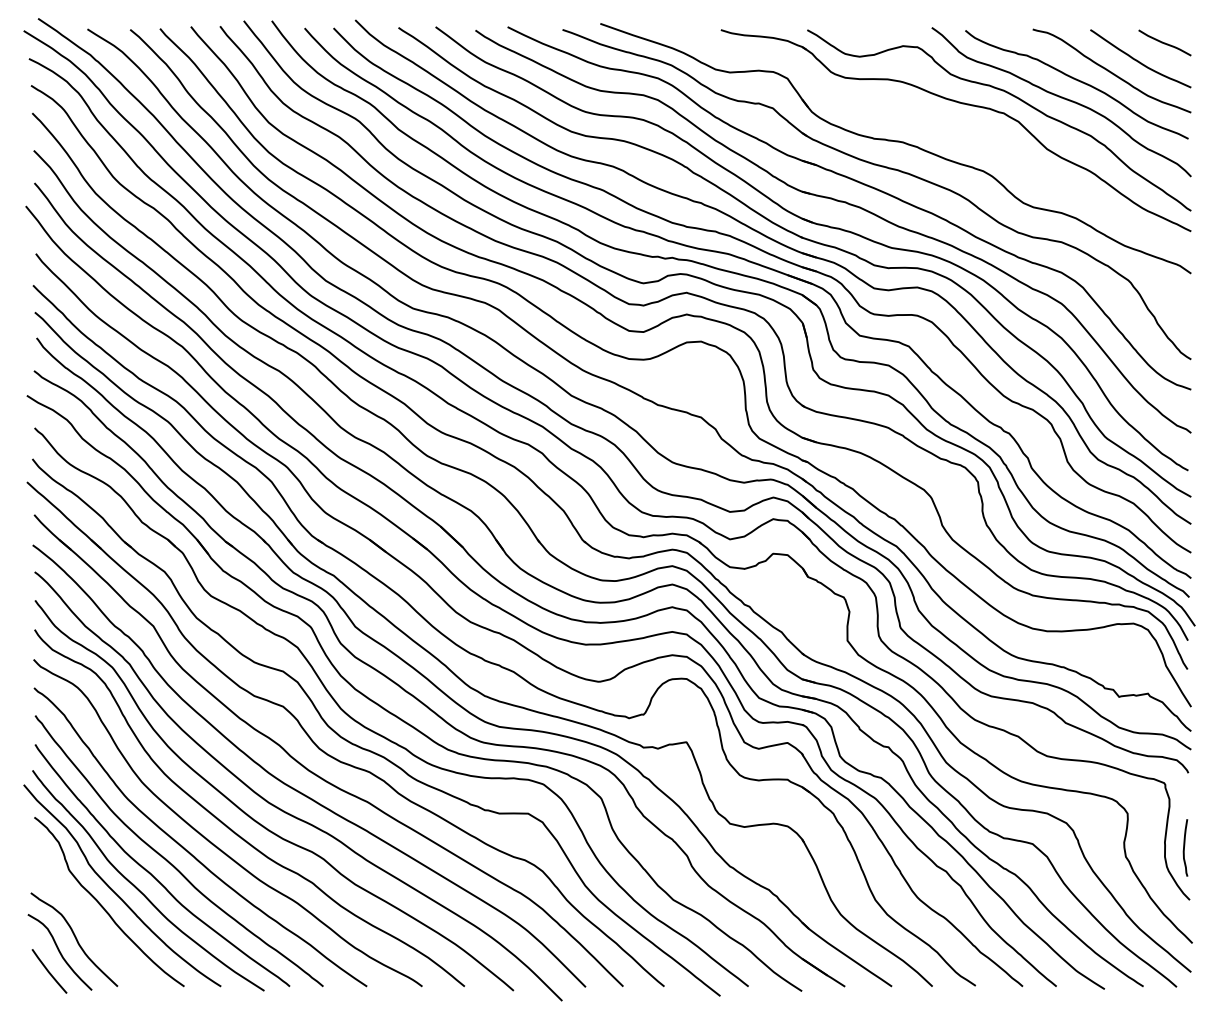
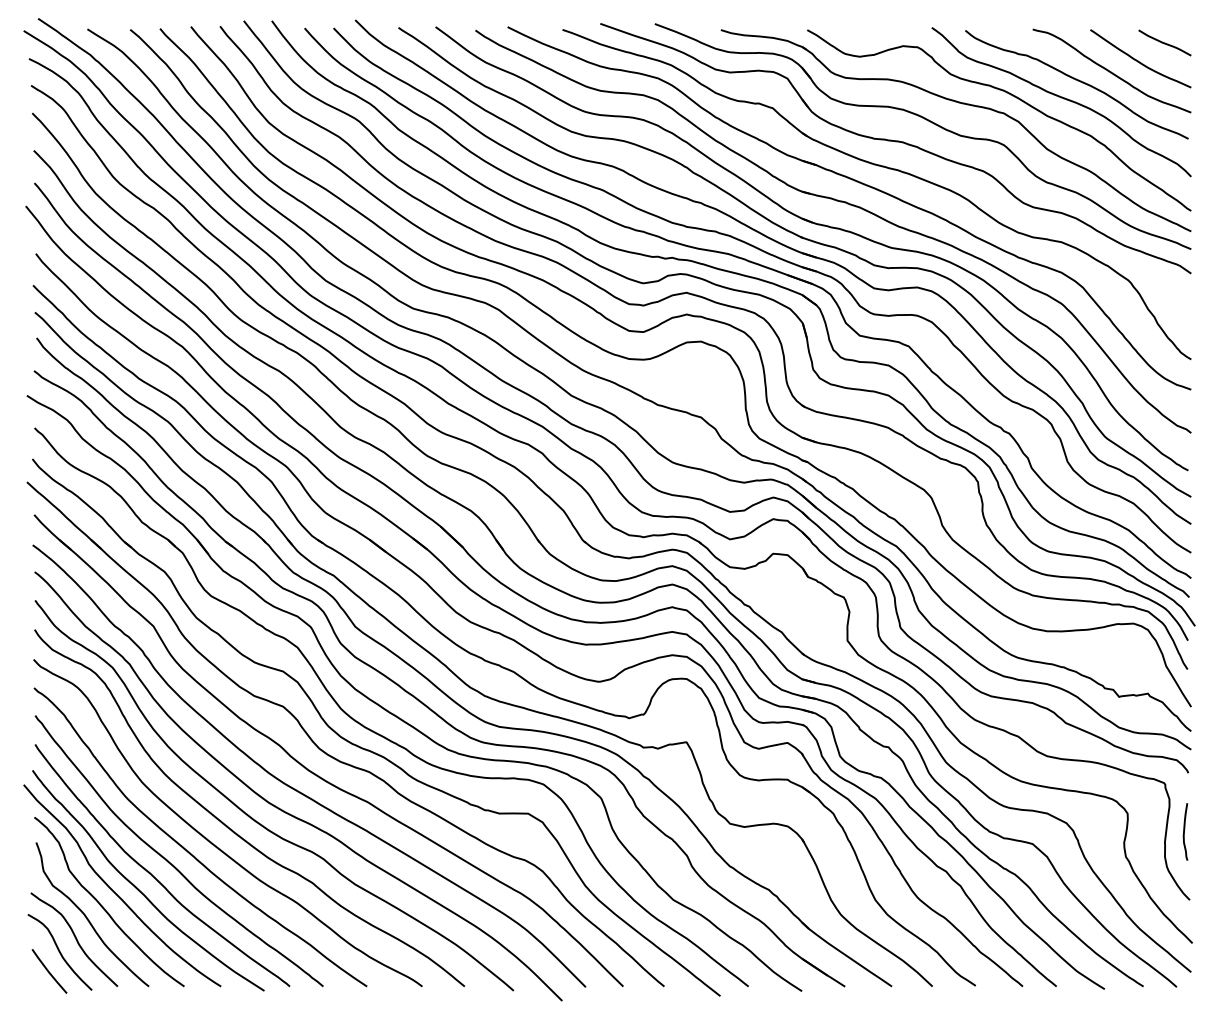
part: none -> present (931, 123)
curve position: (1184, 847) -> (1184, 831) (1184, 831)
curve: none -> present (88, 918)
